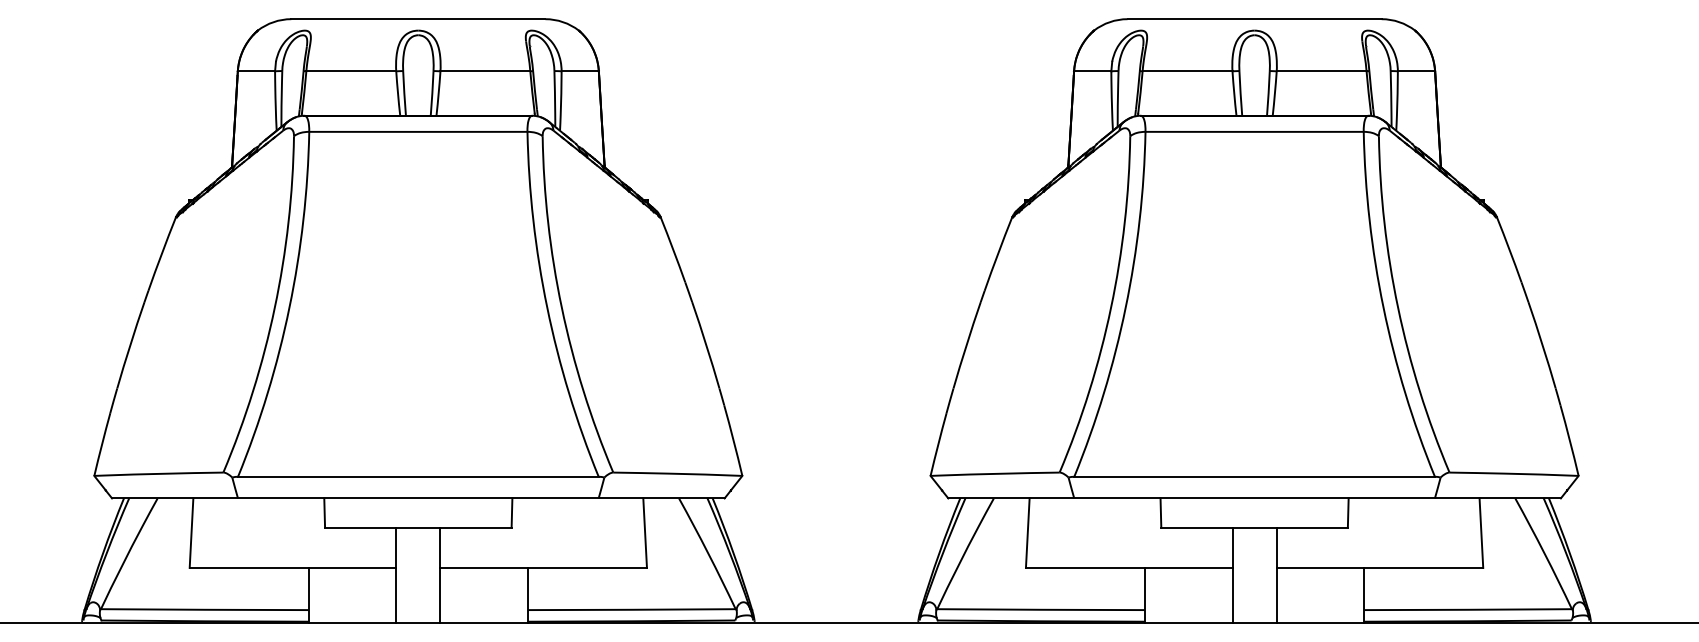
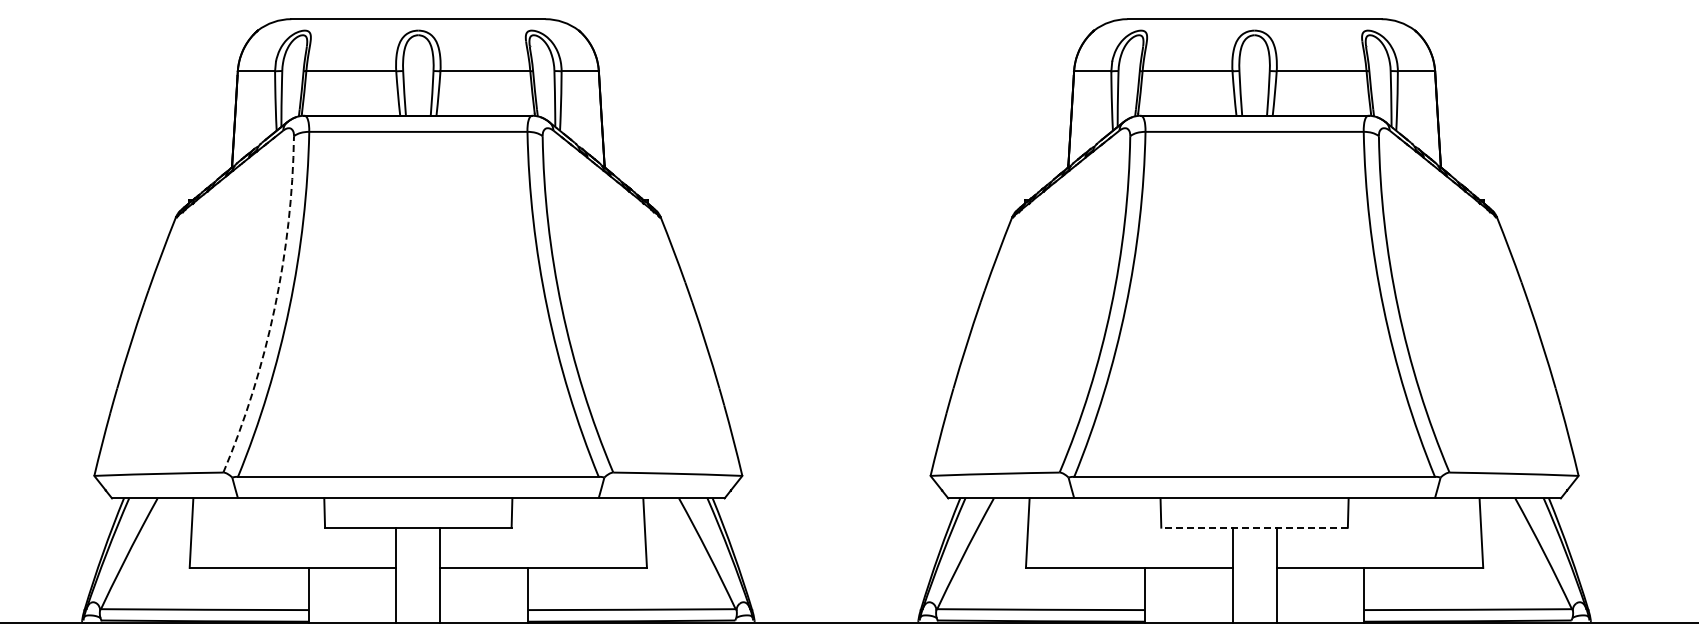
arc: solid -> dashed (274, 307)
line: solid -> dashed (1254, 527)
